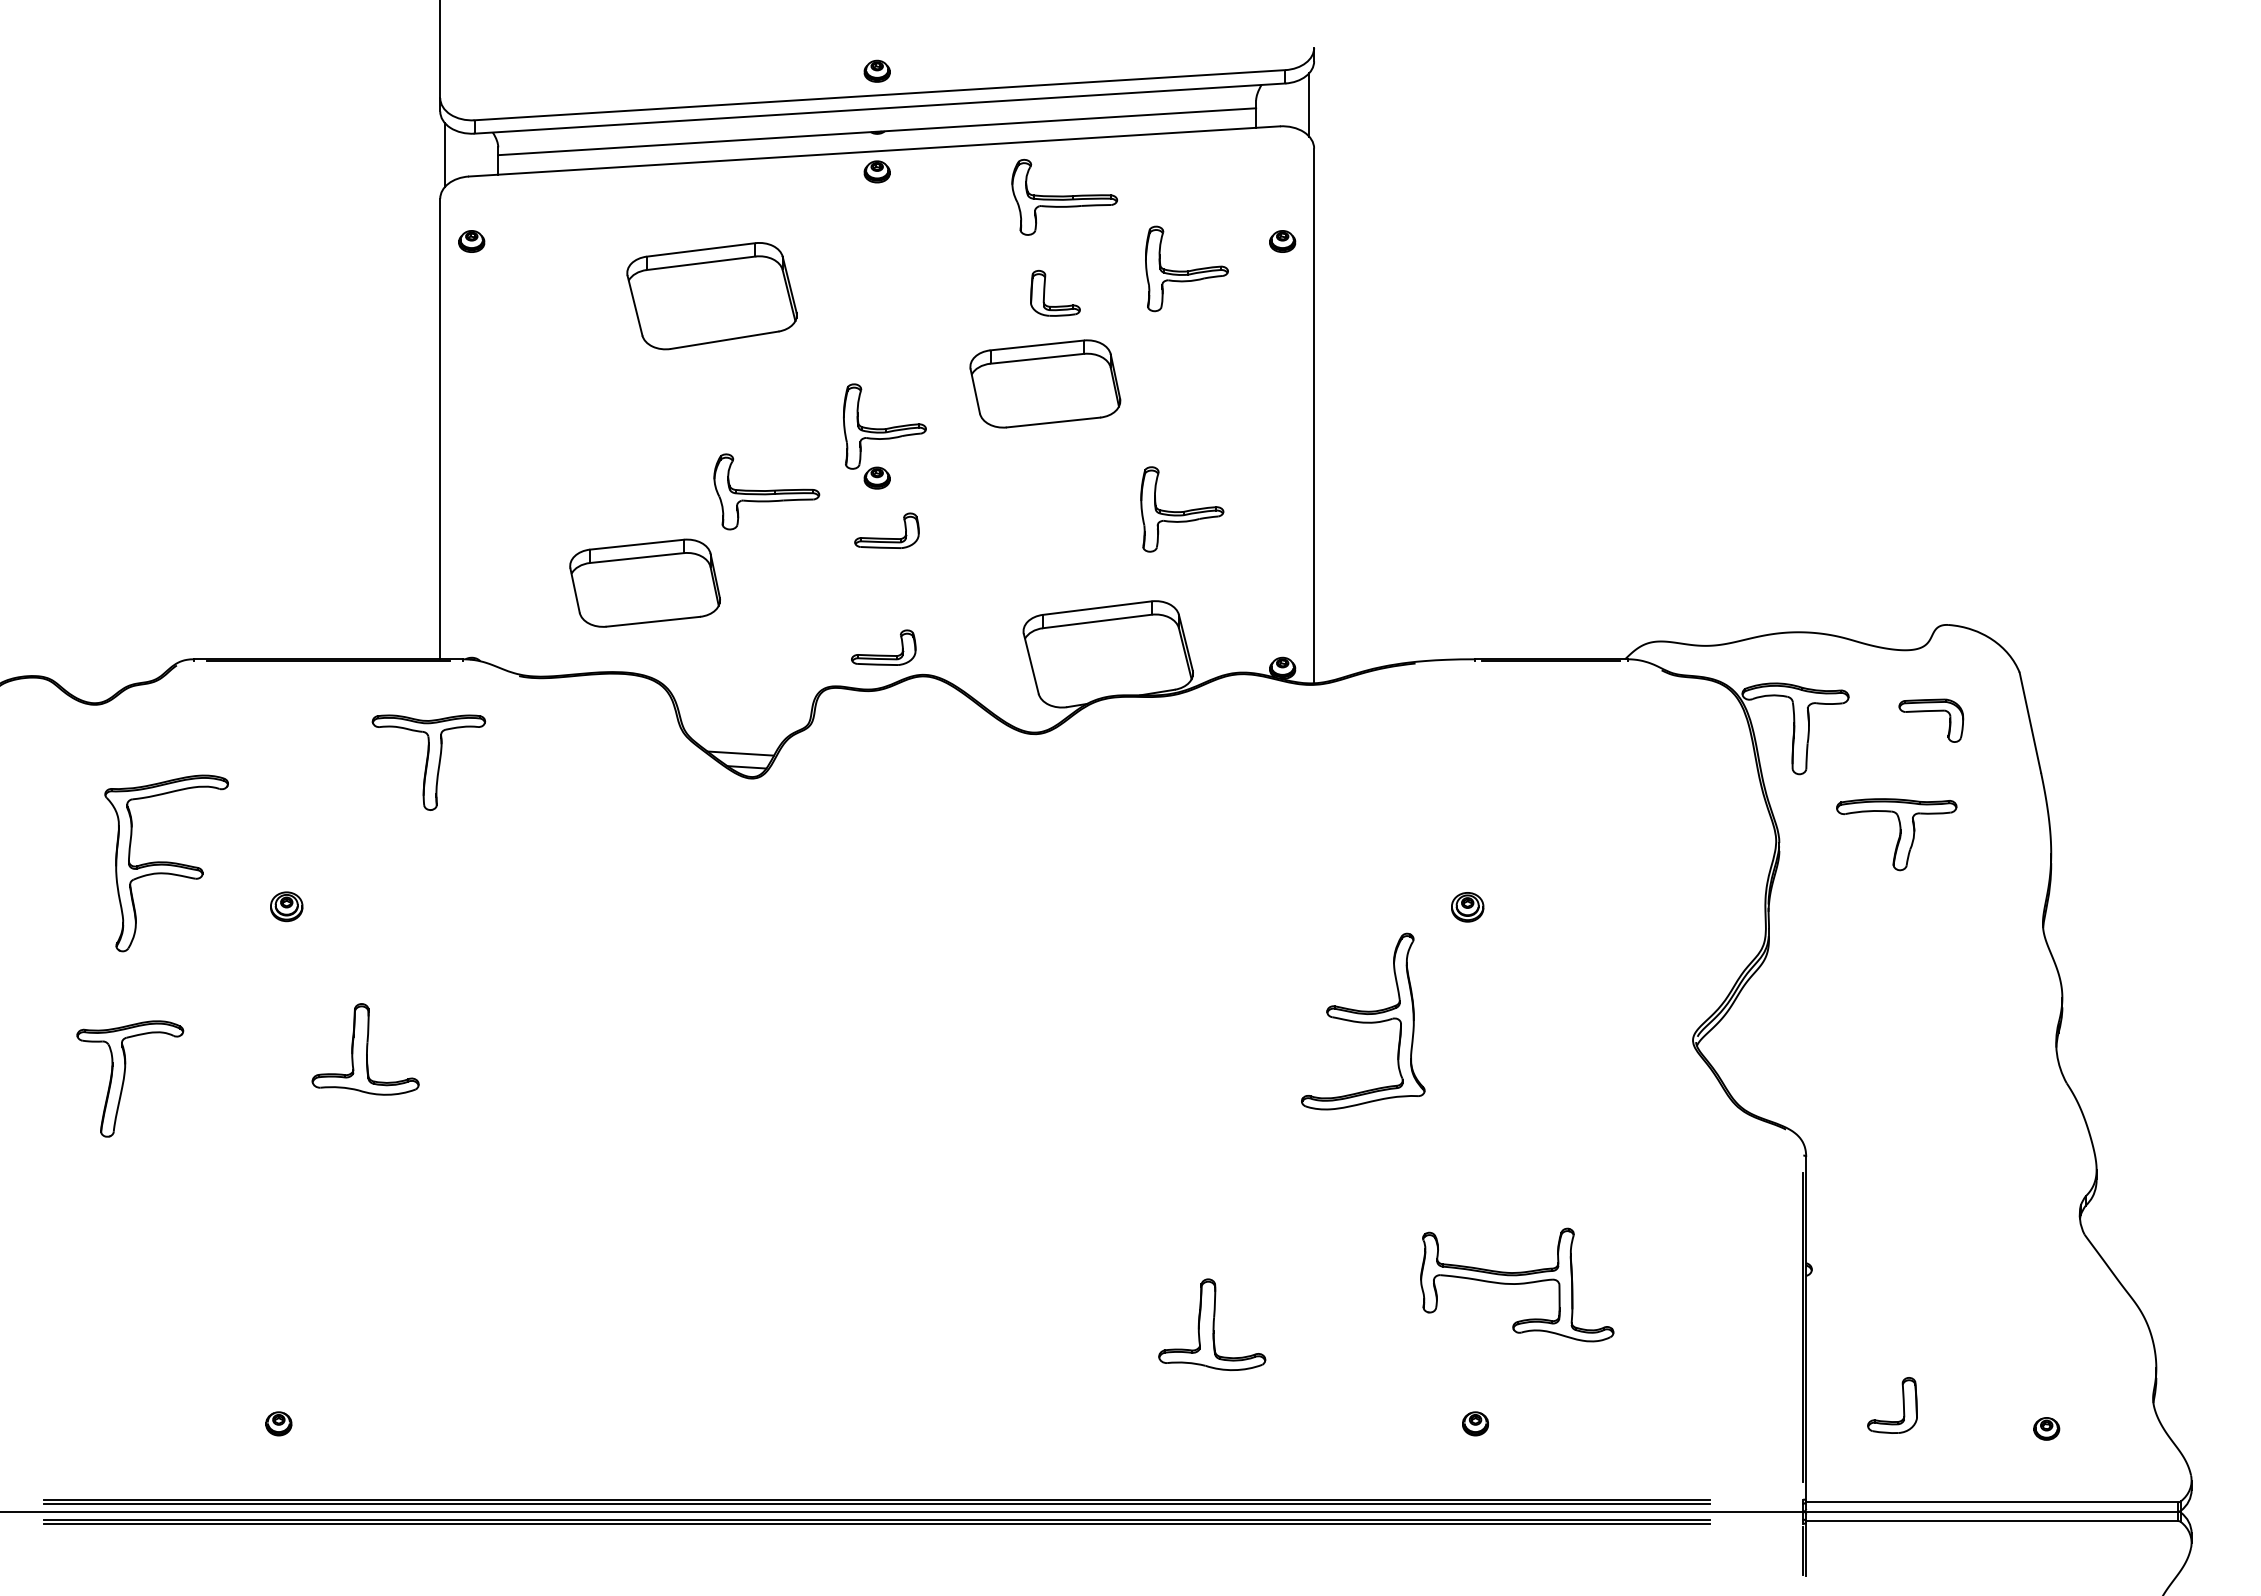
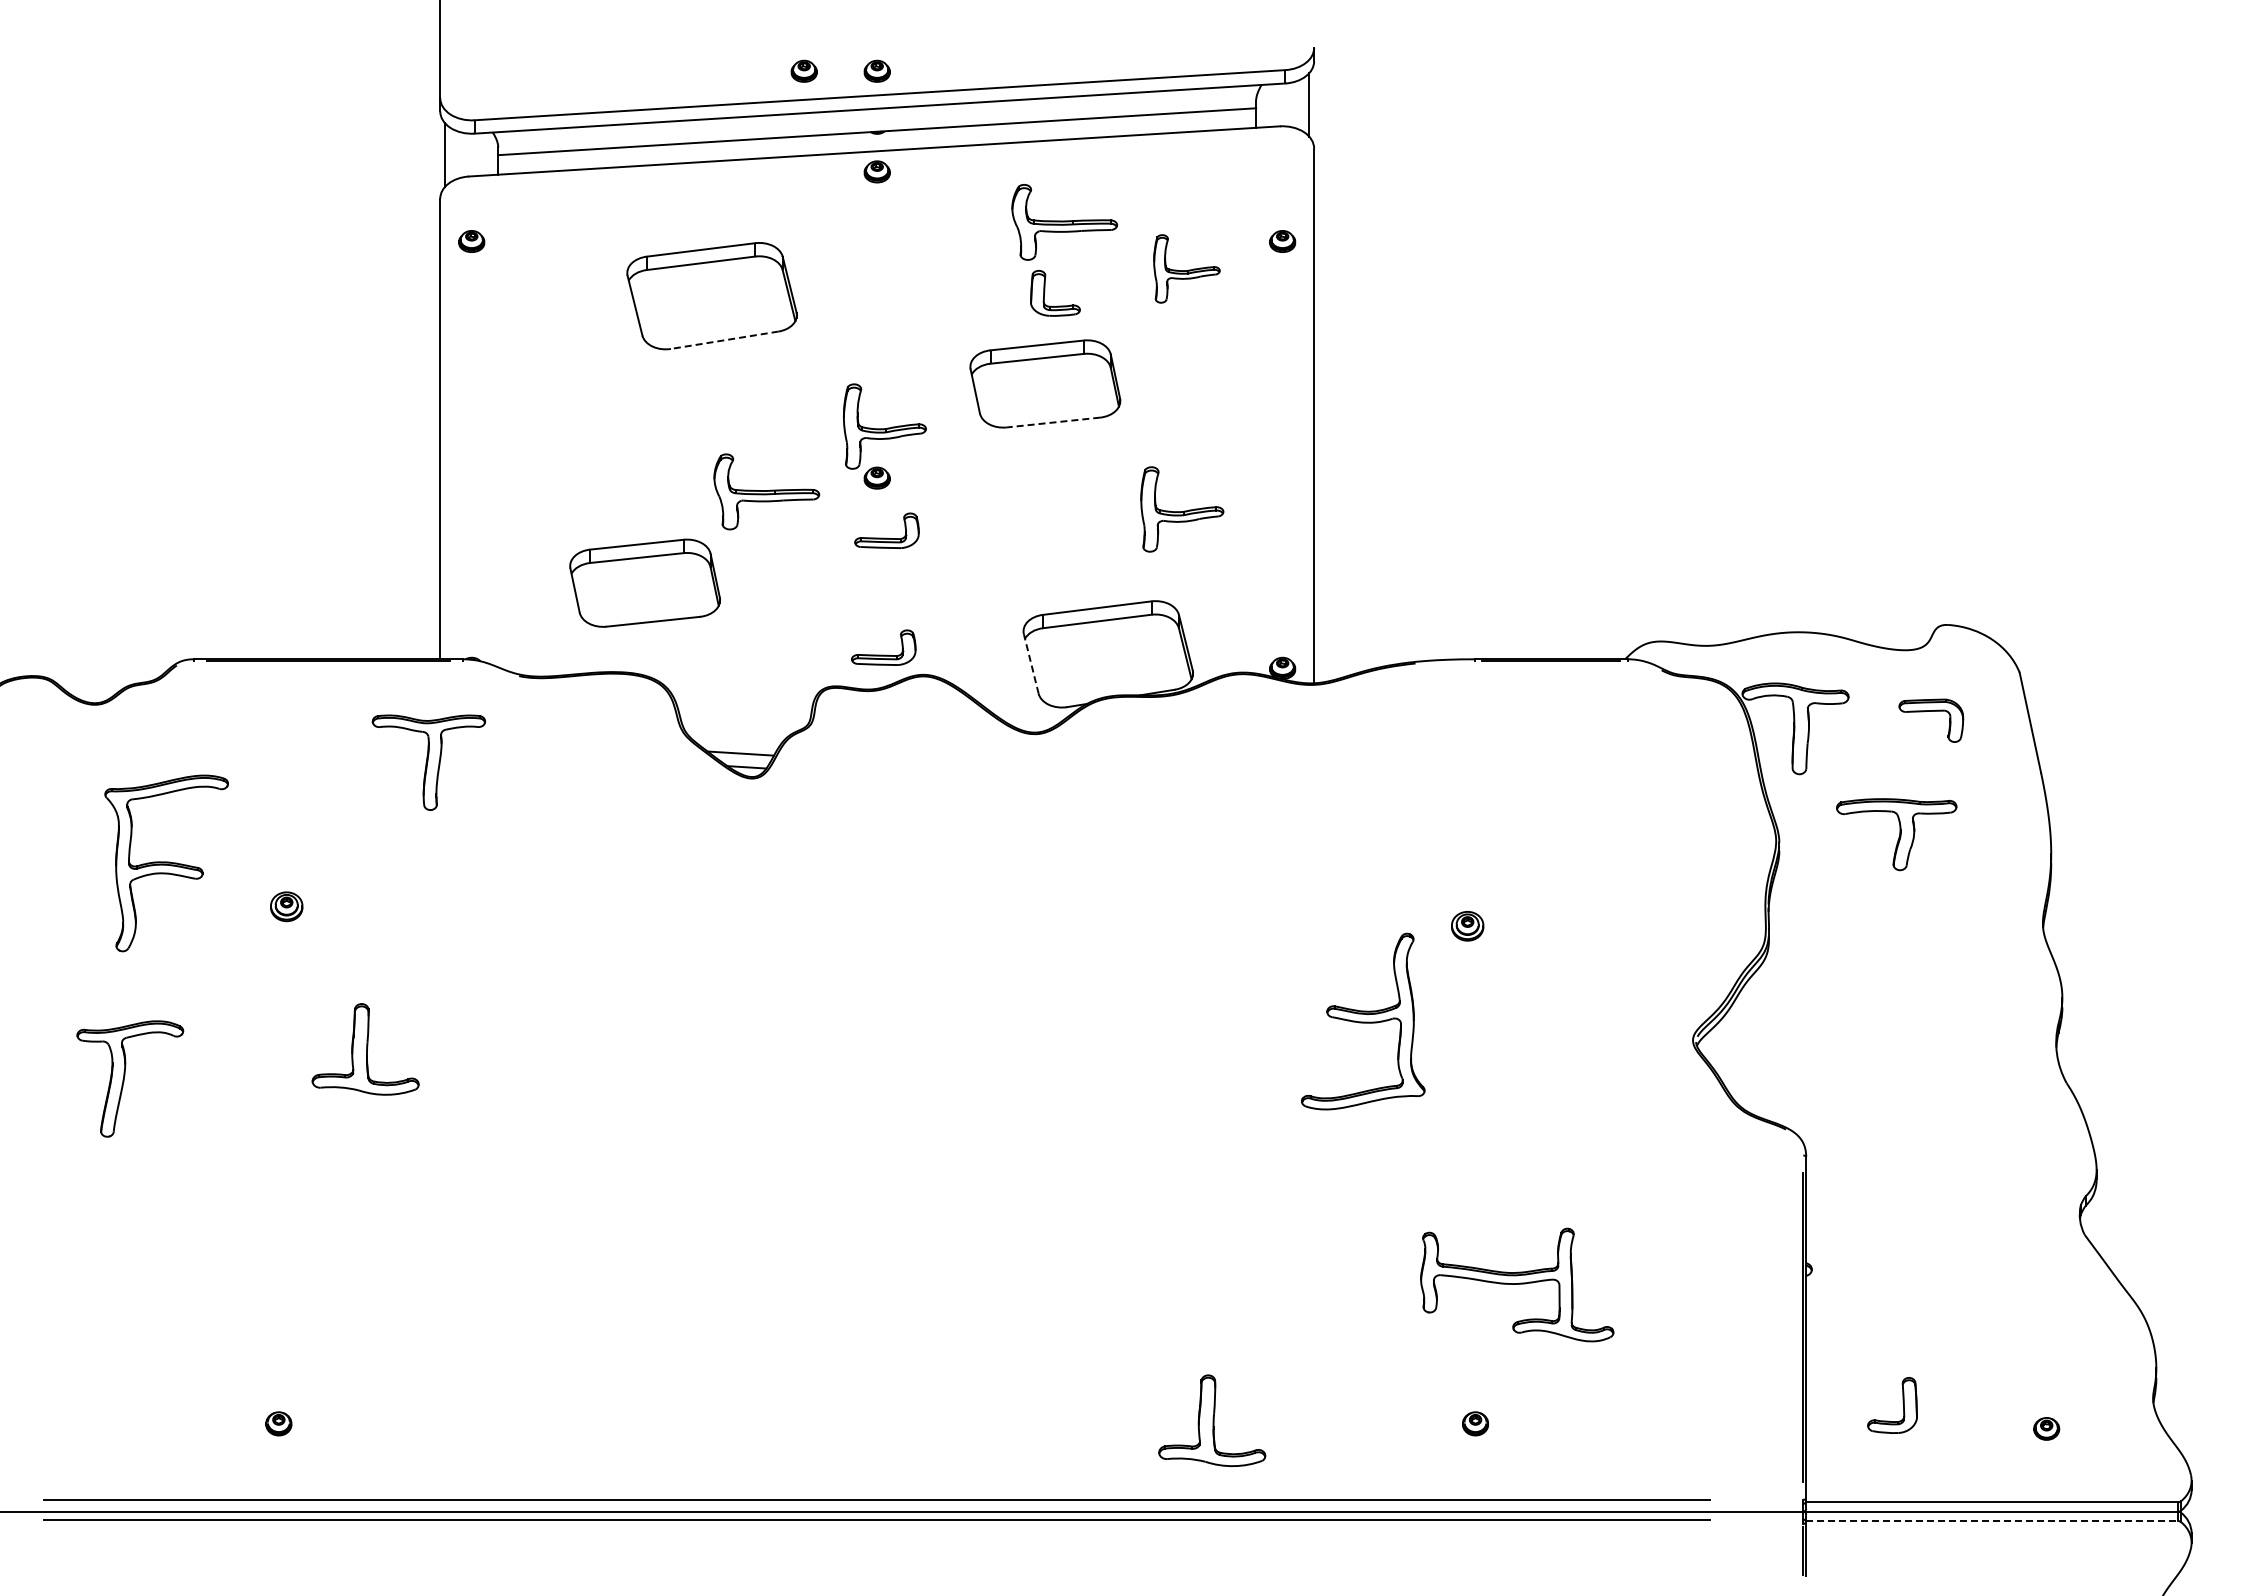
part: none -> present (803, 70)
part position: (1064, 196) -> (1064, 221) (1064, 221)
part size: 84x88 px -> 68x70 px (1186, 268)
line: solid -> dashed (724, 340)
line: solid -> dashed (1053, 422)
line: solid -> dashed (1031, 663)
part position: (1467, 907) -> (1467, 926) (1467, 926)
part position: (1212, 1324) -> (1212, 1420) (1212, 1420)
line: present -> none (876, 1503)
line: solid -> dashed (1992, 1521)
line: present -> none (876, 1523)
